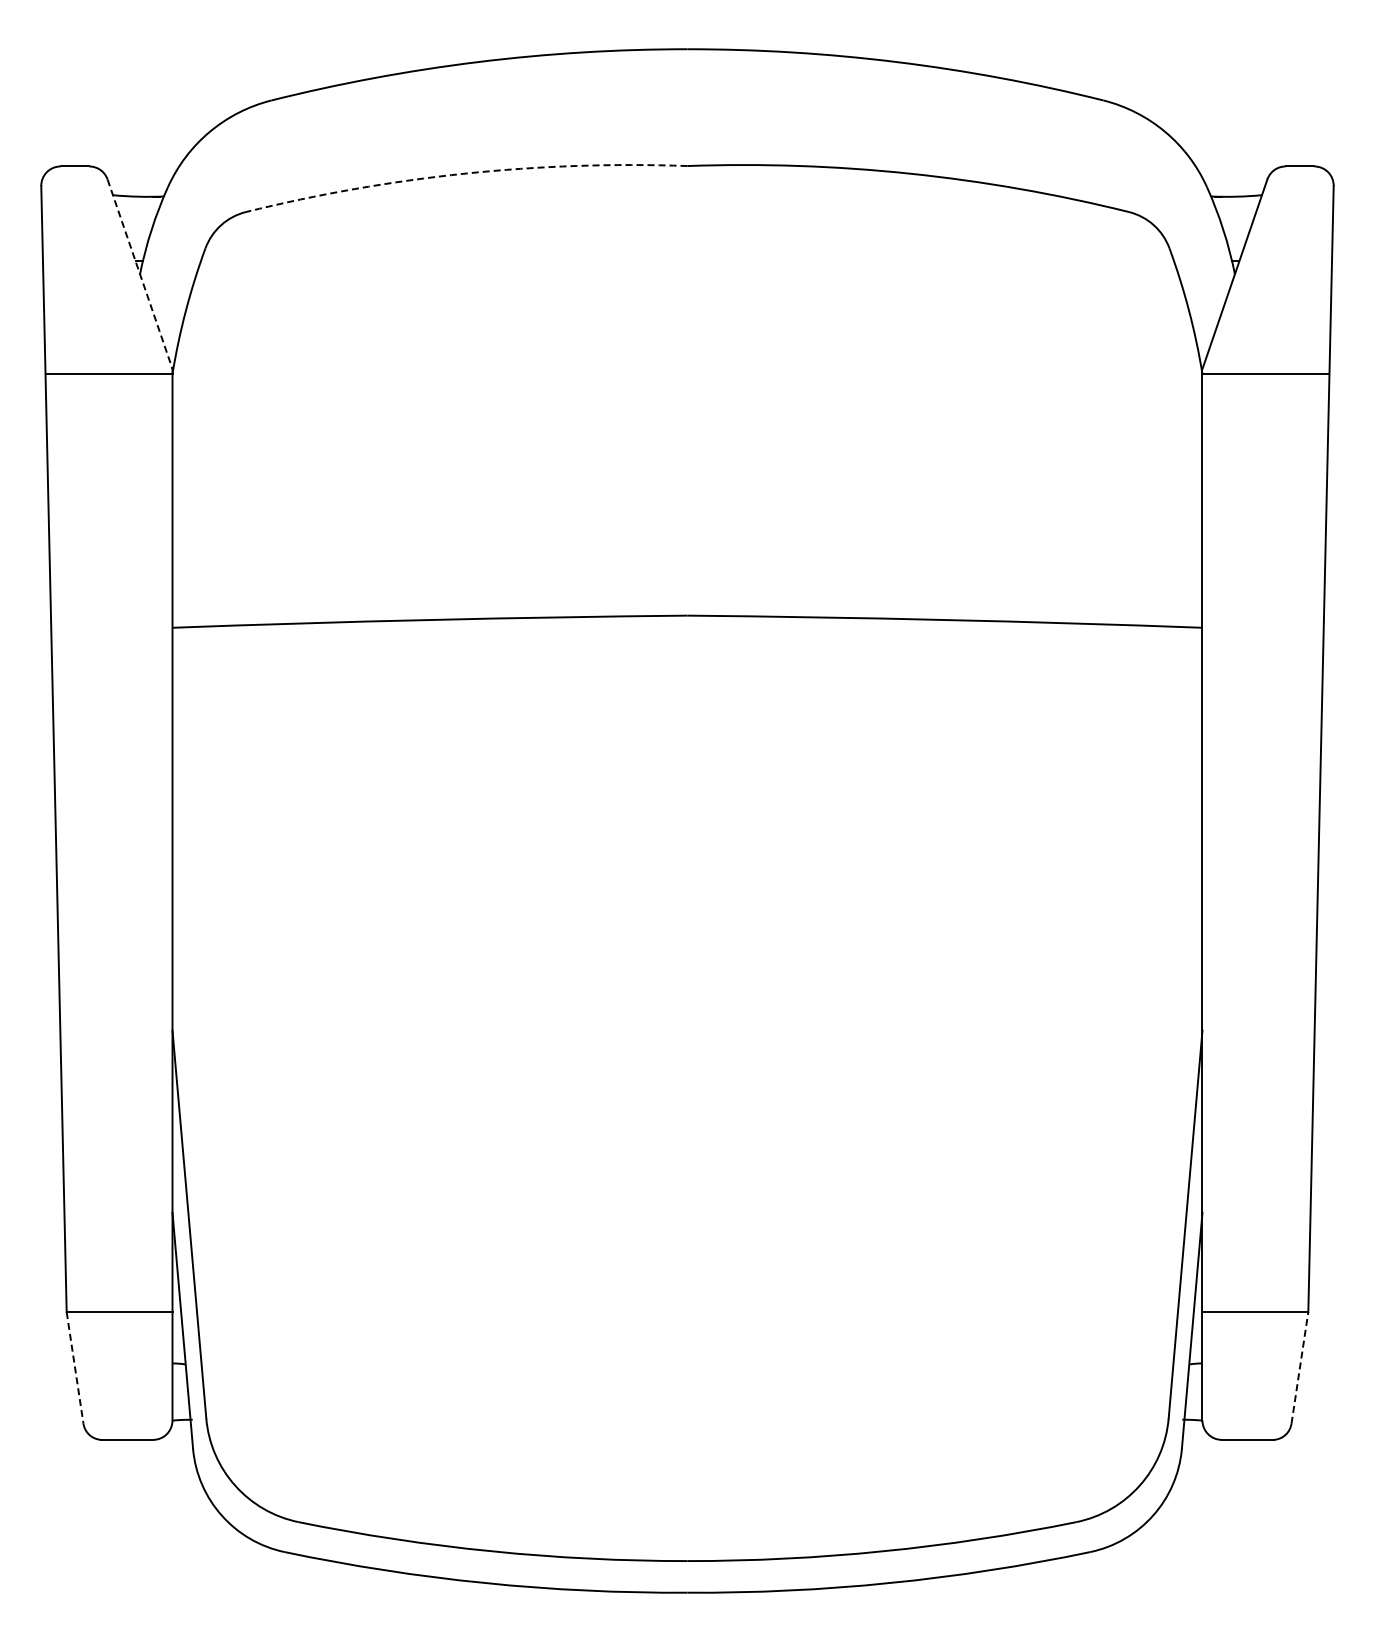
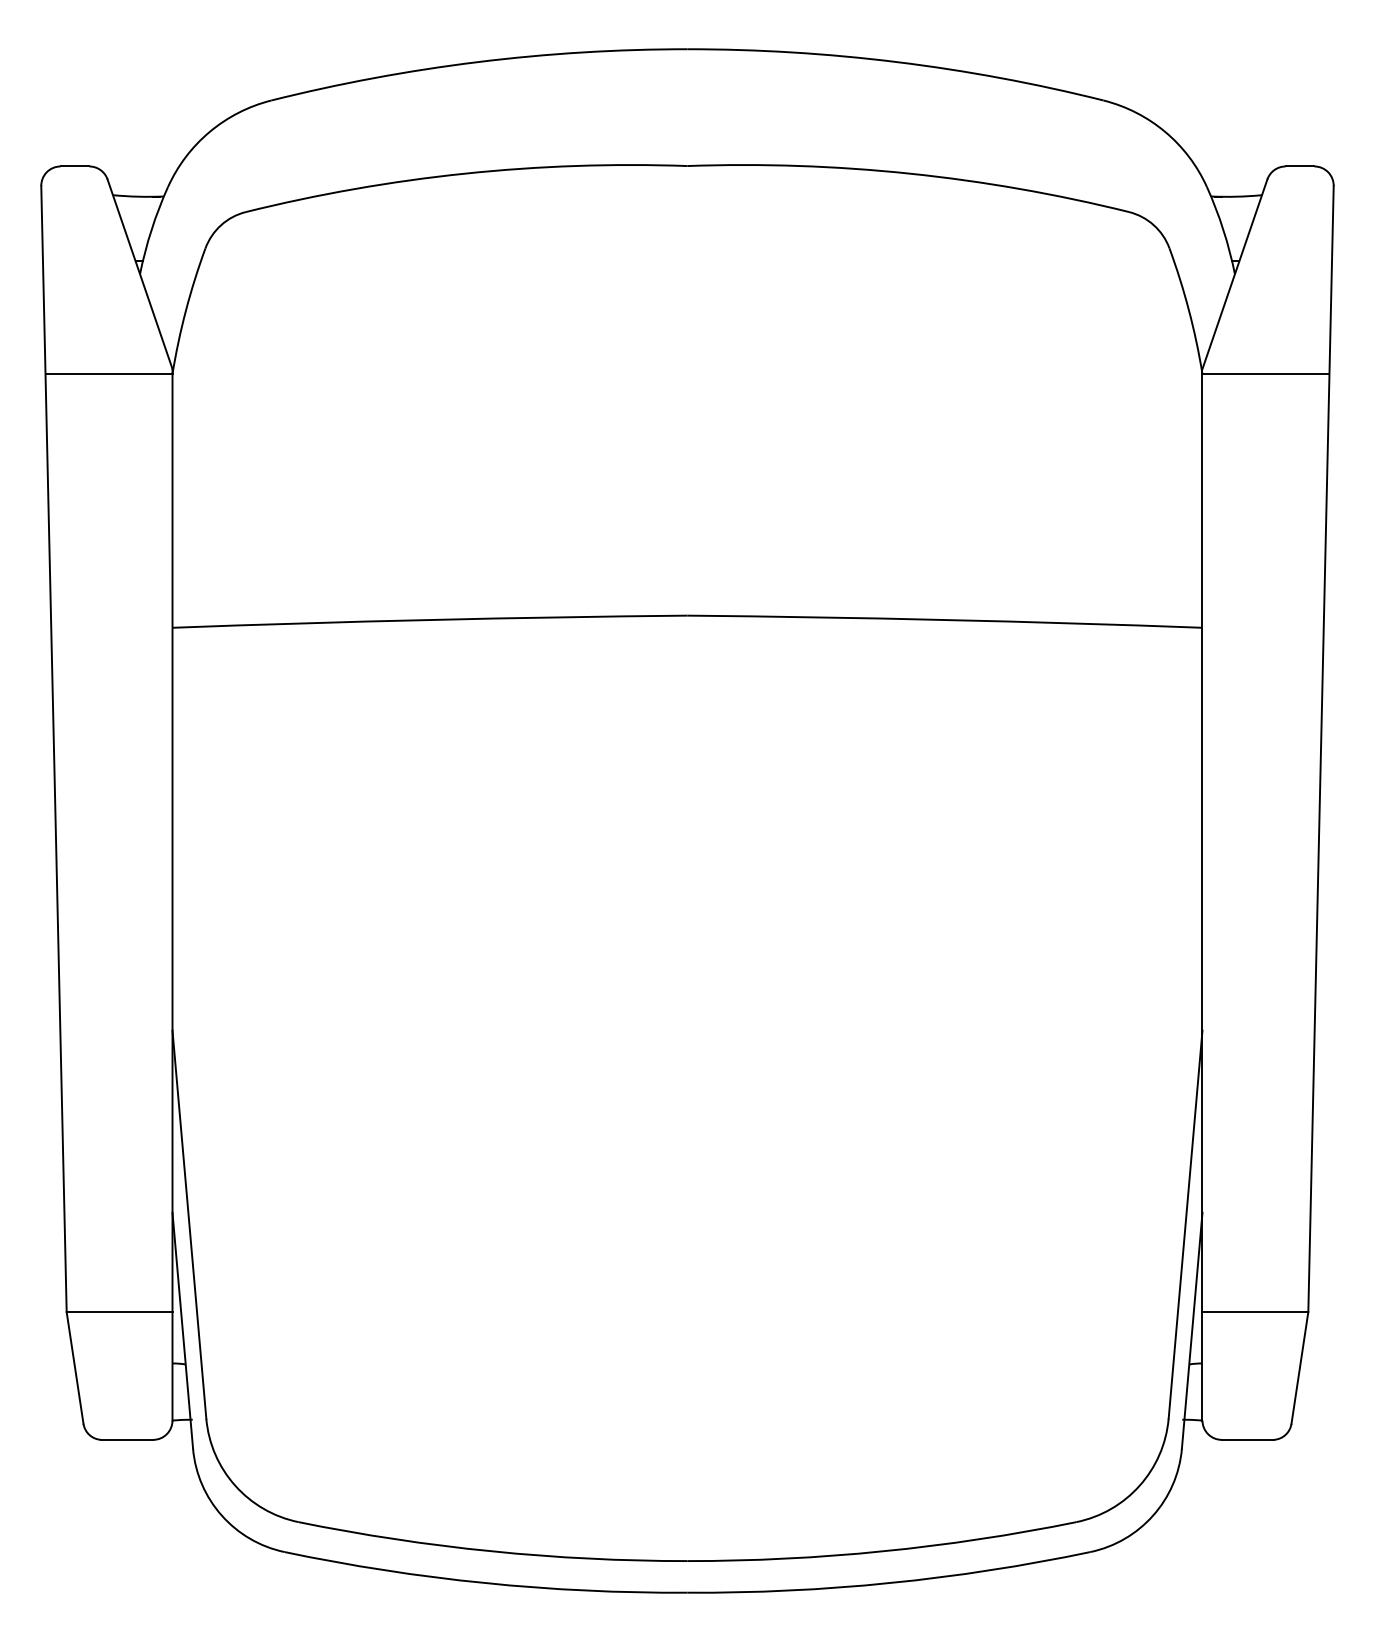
arc: dashed -> solid (465, 173)
line: dashed -> solid (140, 274)
line: dashed -> solid (1299, 1367)
line: dashed -> solid (75, 1368)
